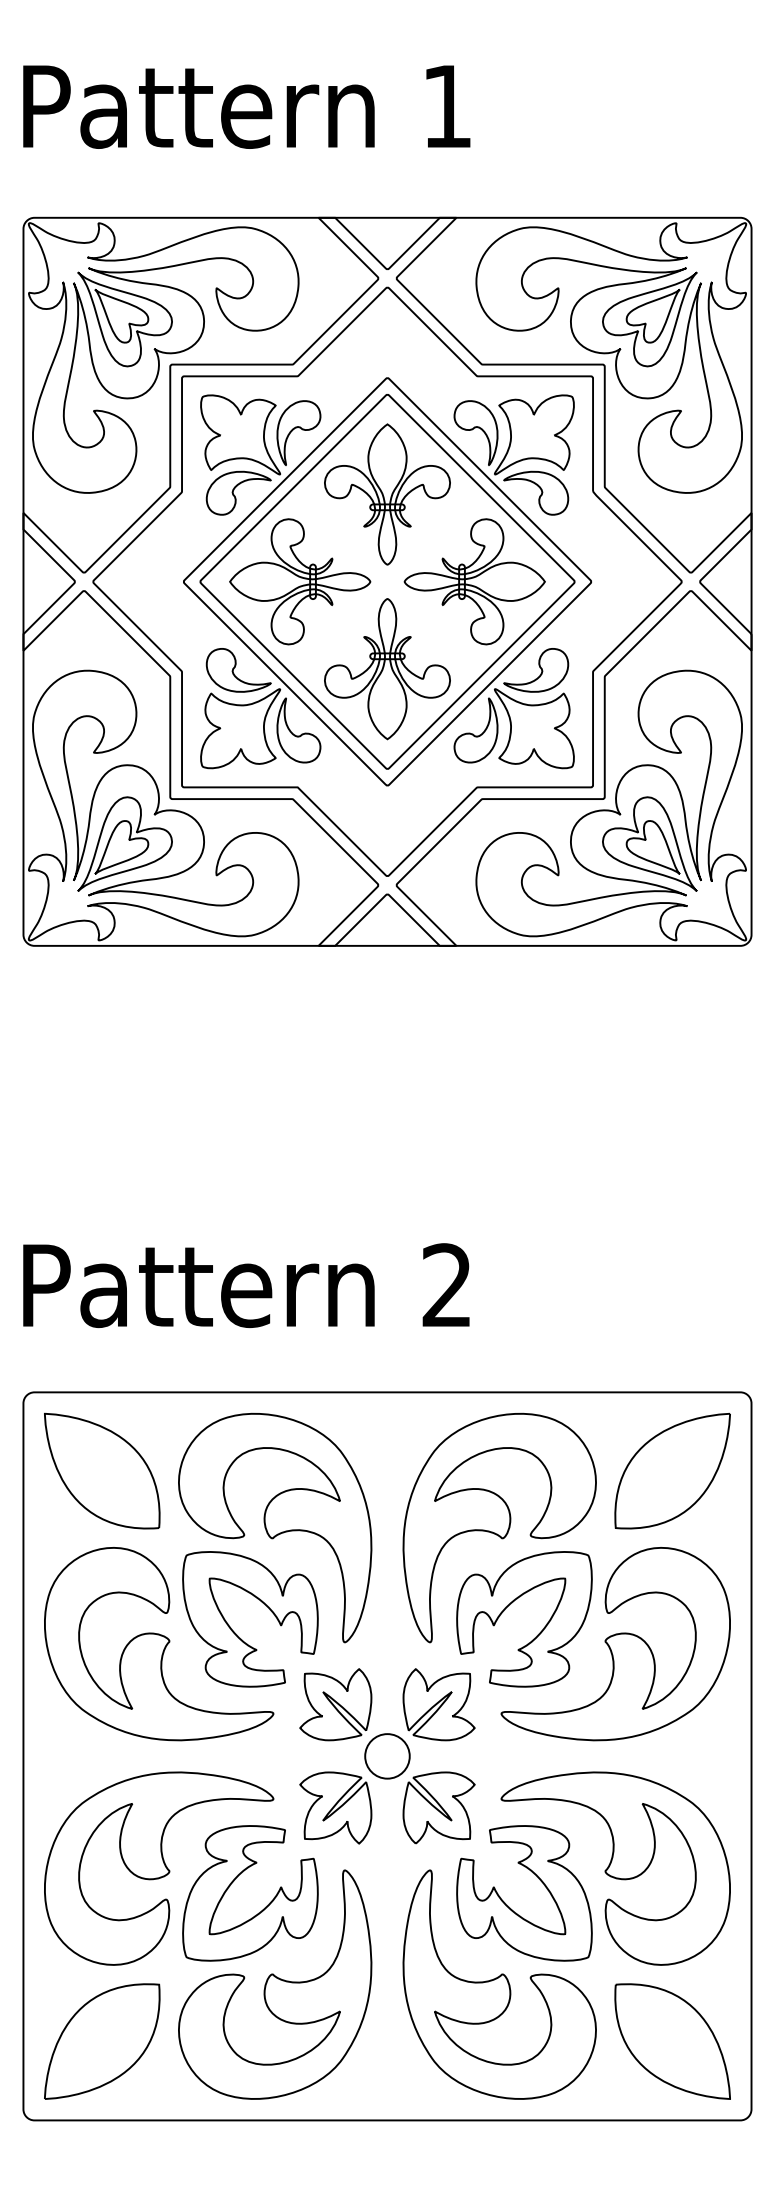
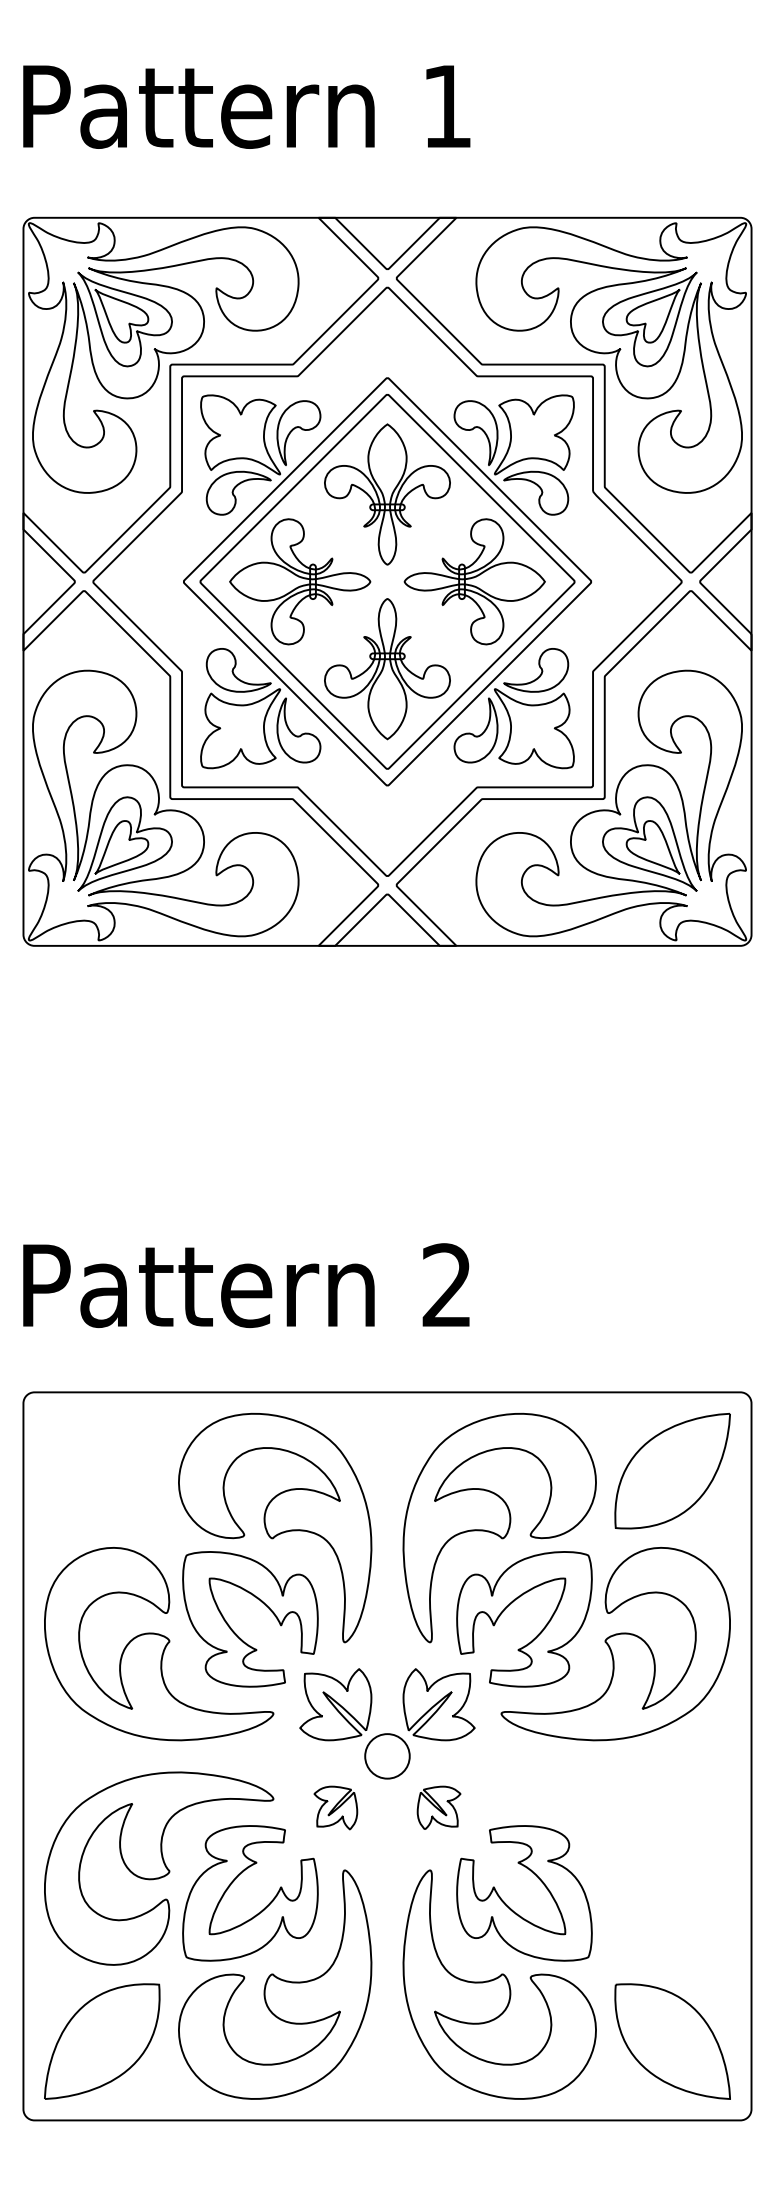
part: present -> none (102, 1470)
part size: 74x74 px -> 46x46 px (335, 1807)
part size: 74x74 px -> 46x45 px (438, 1807)
part: present -> none (615, 1868)
